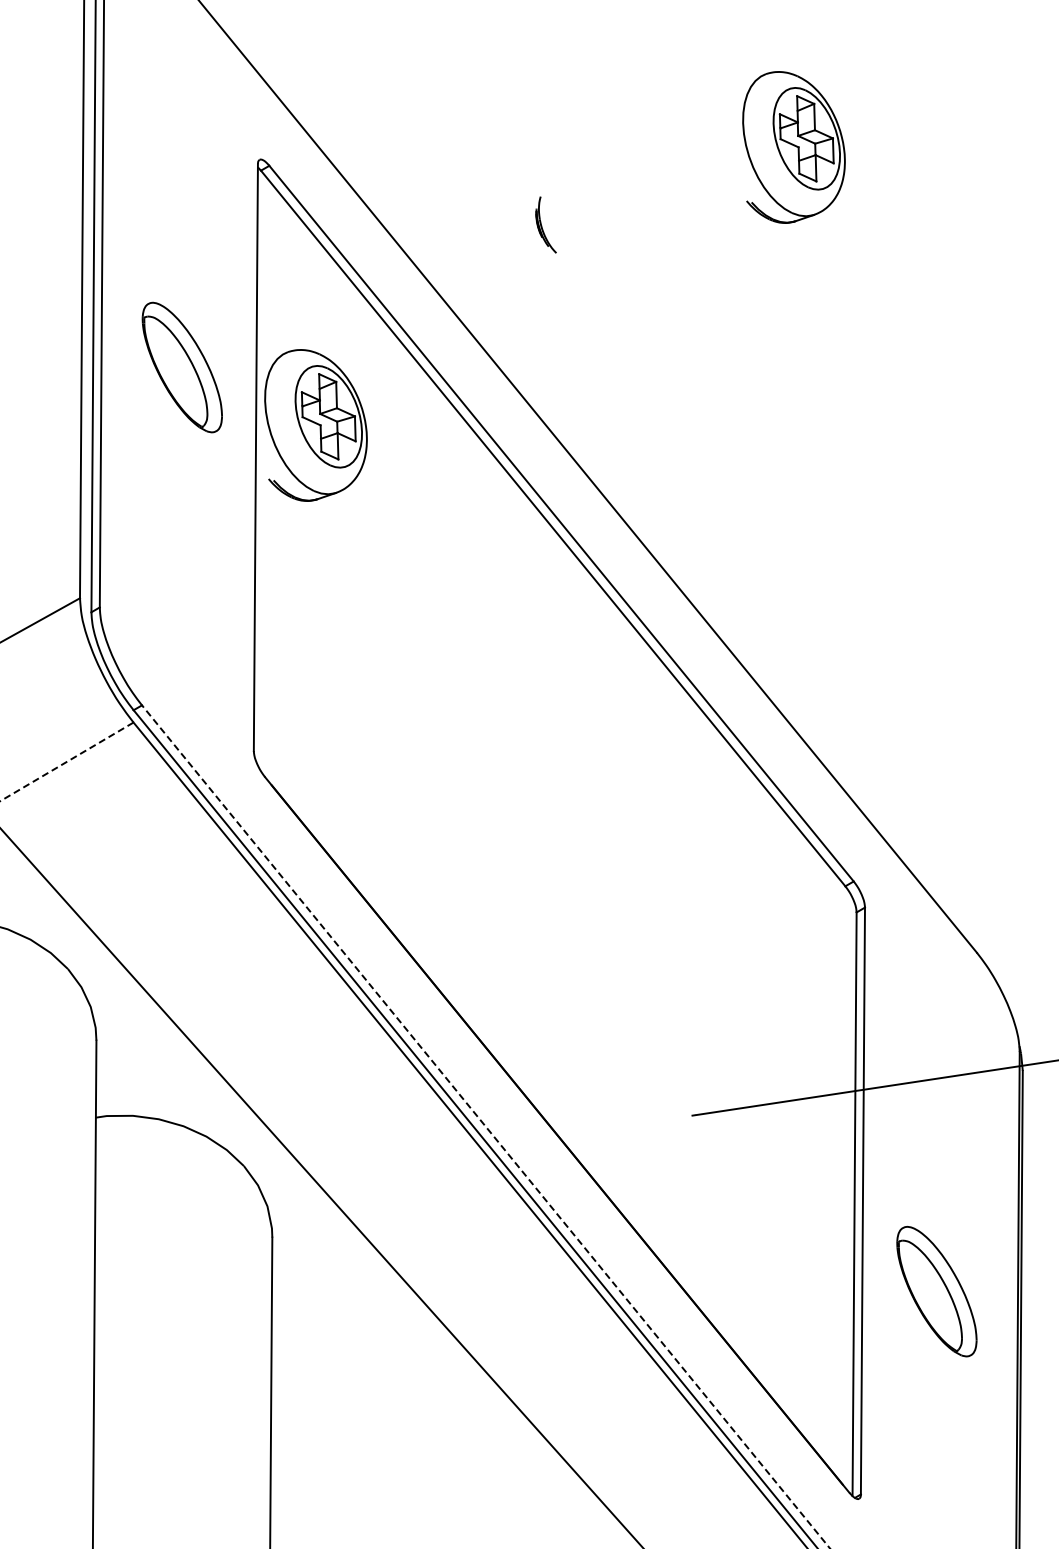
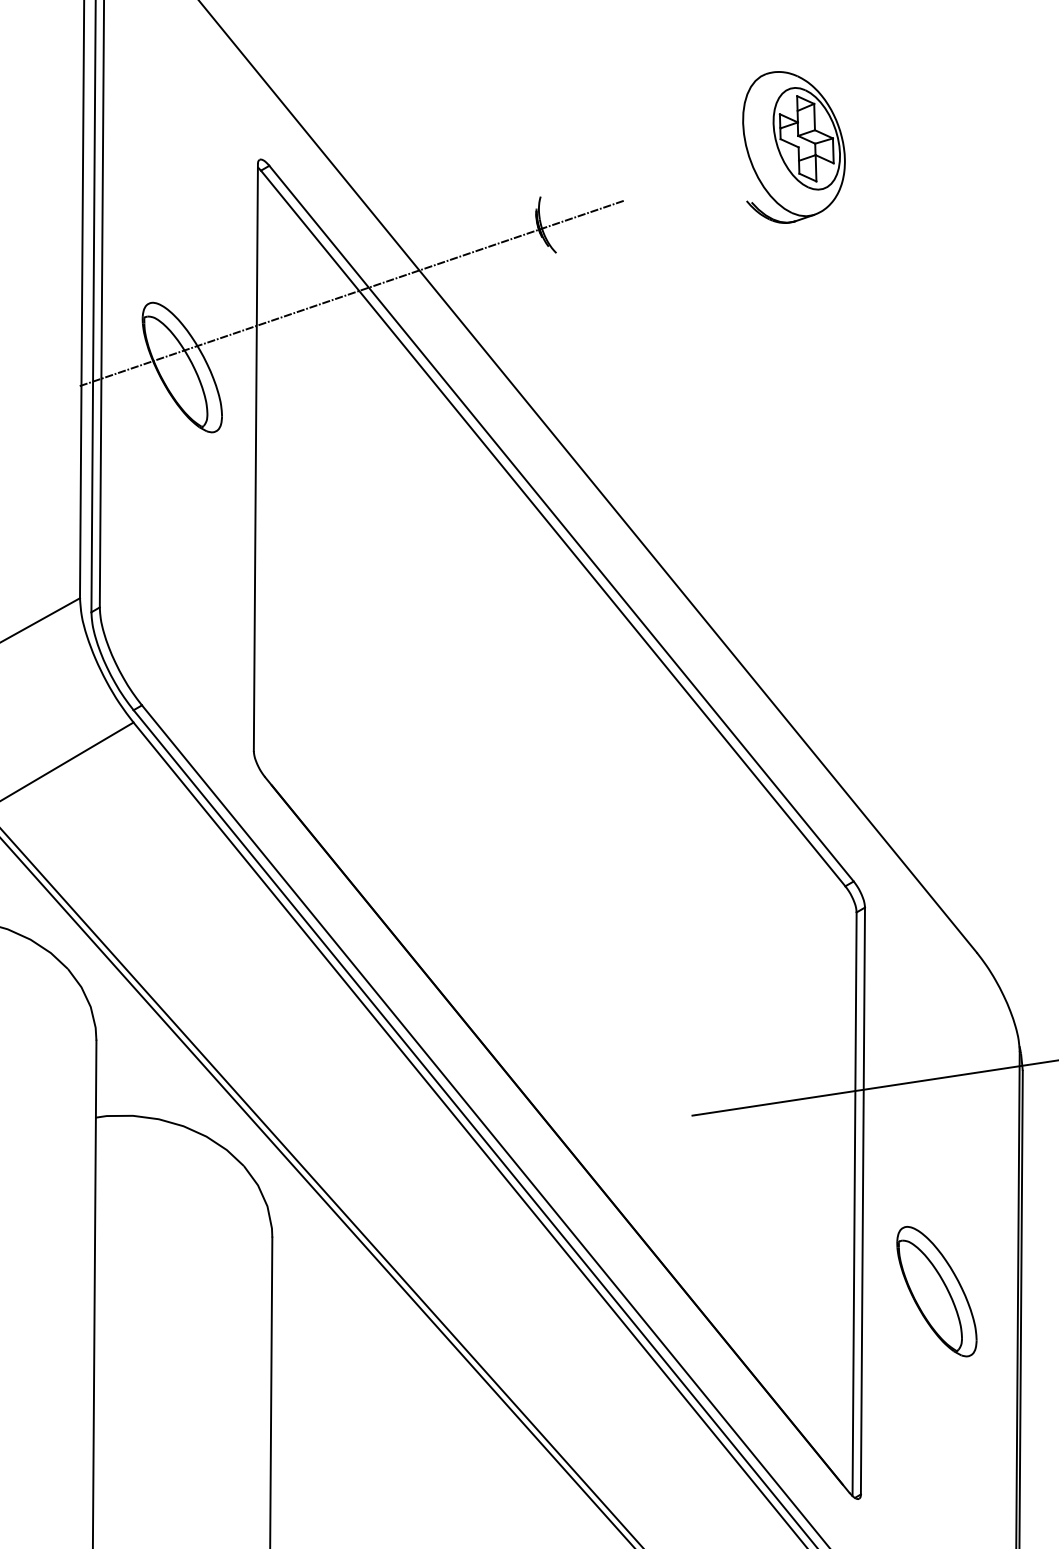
line: none -> present (350, 293)
part: present -> none (315, 425)
line: dashed -> solid (66, 761)
line: dashed -> solid (485, 1126)
line: none -> present (317, 1192)
